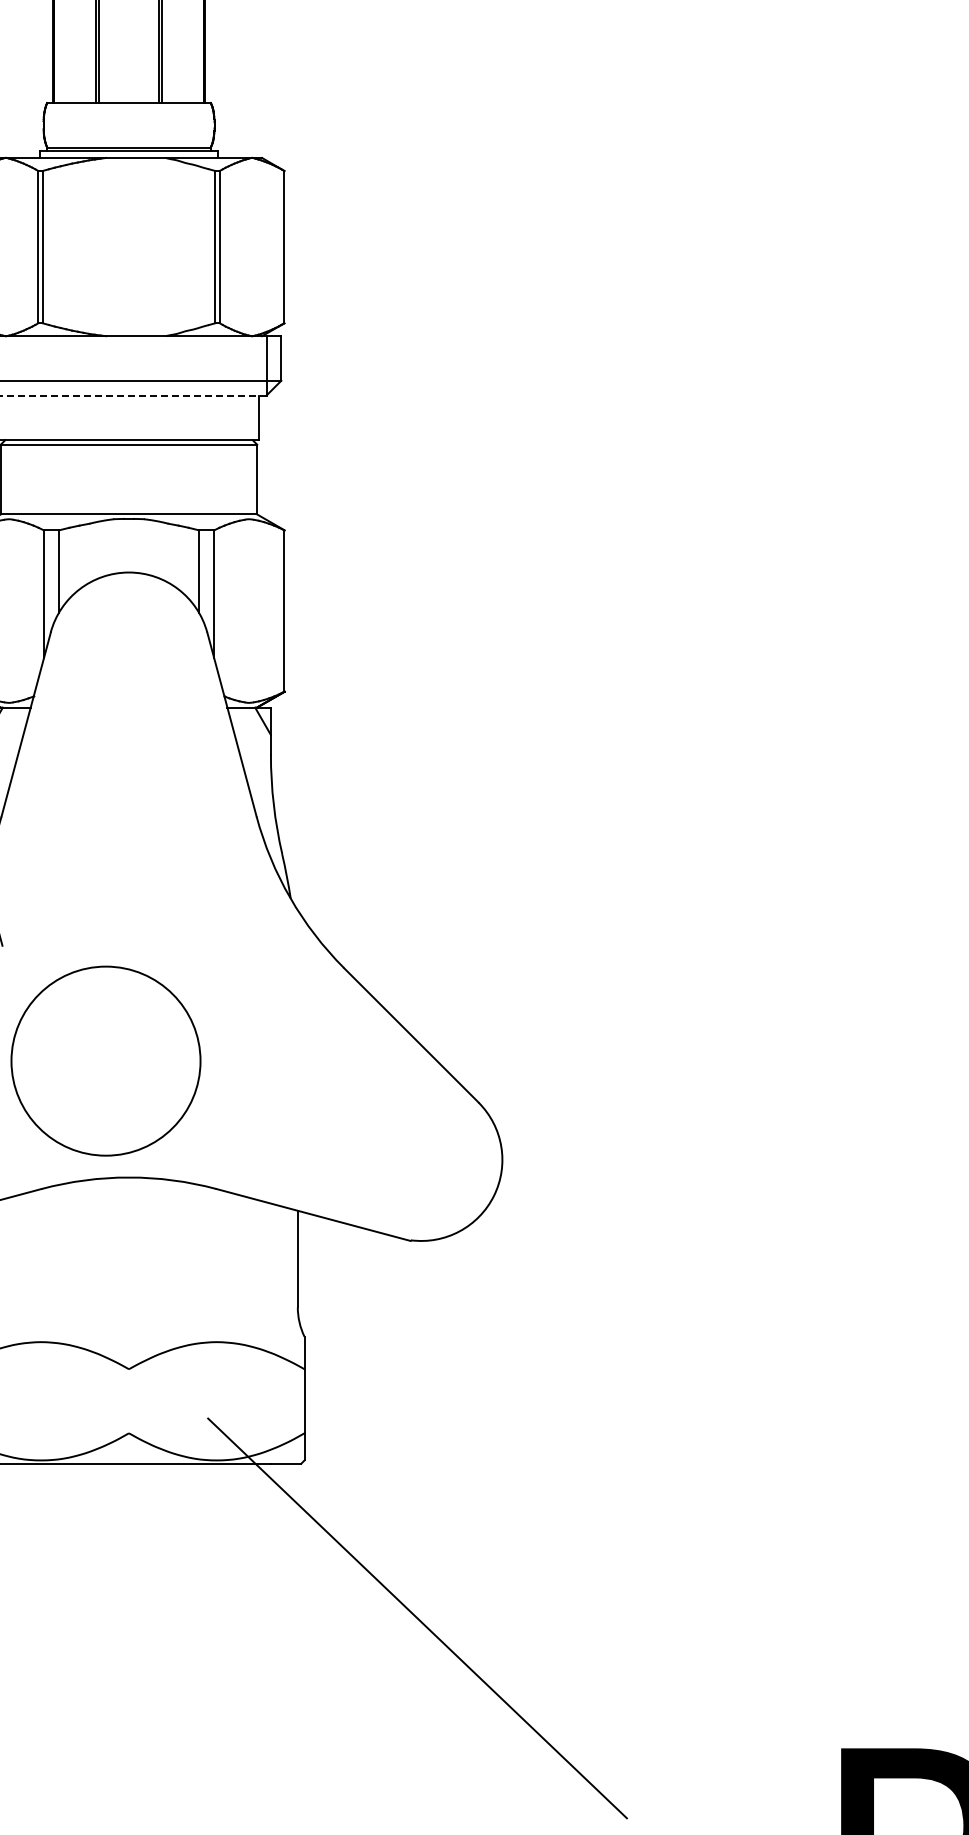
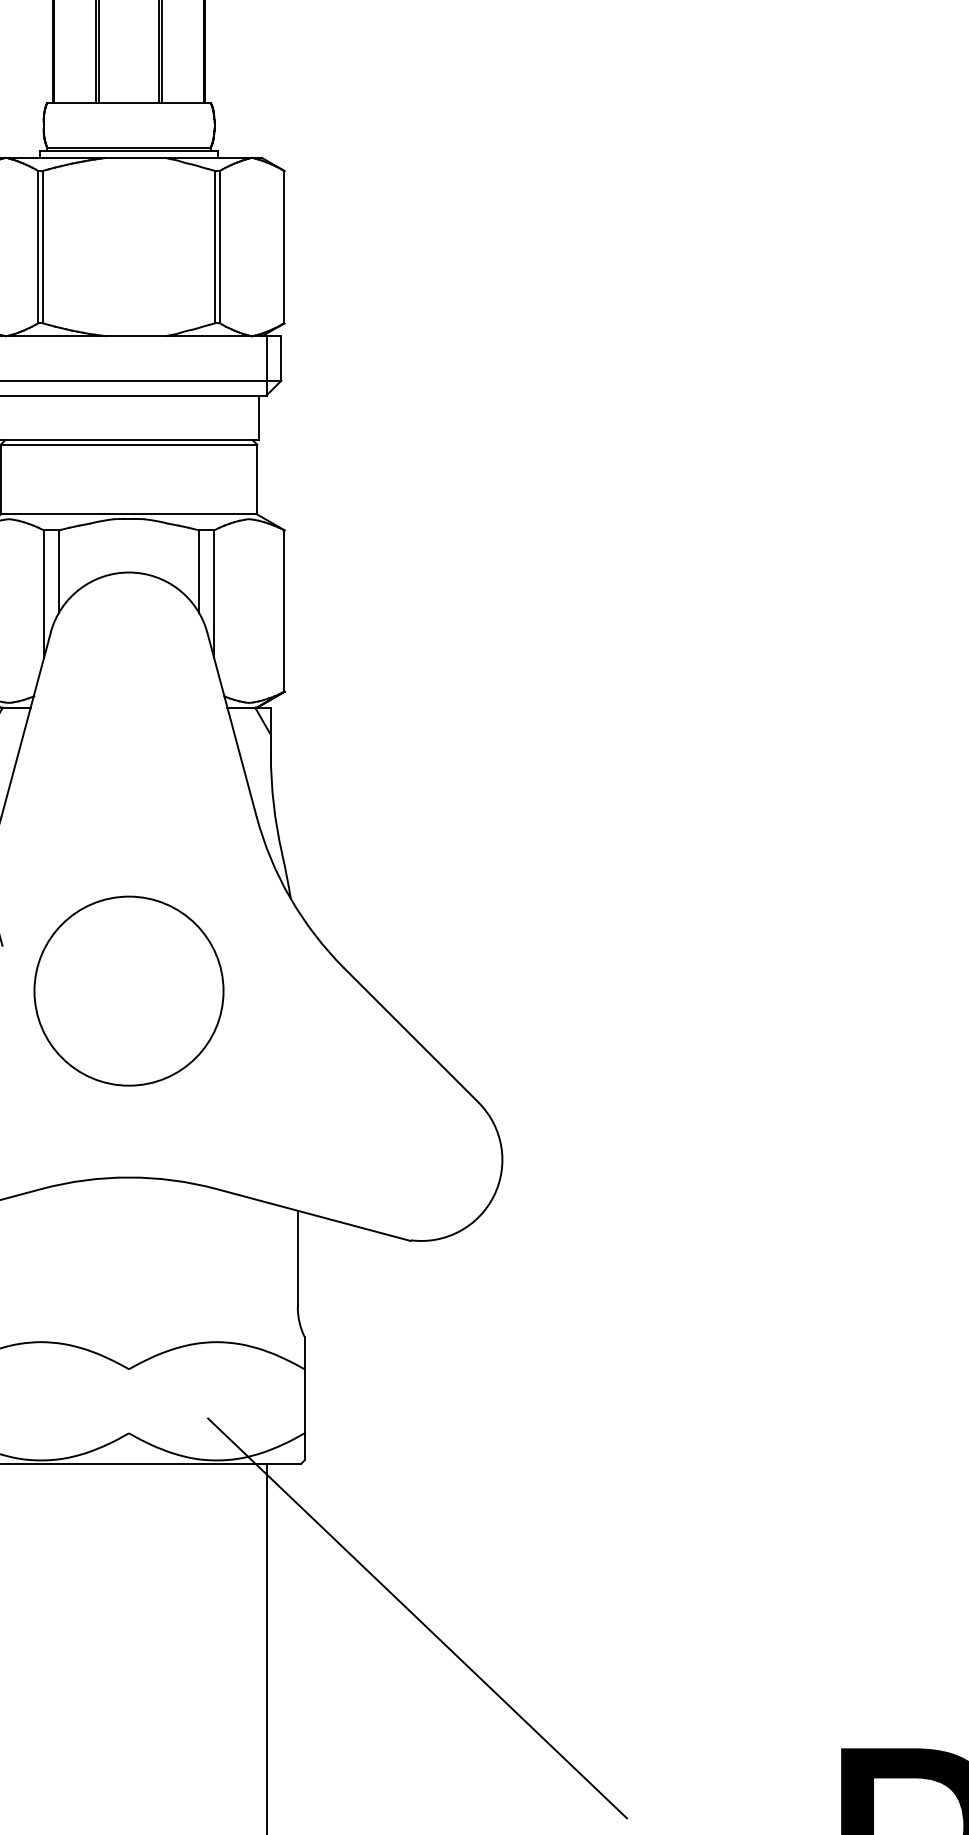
line: dashed -> solid (133, 395)
circle position: (105, 1060) -> (128, 990) (128, 990)
line: none -> present (267, 1647)
